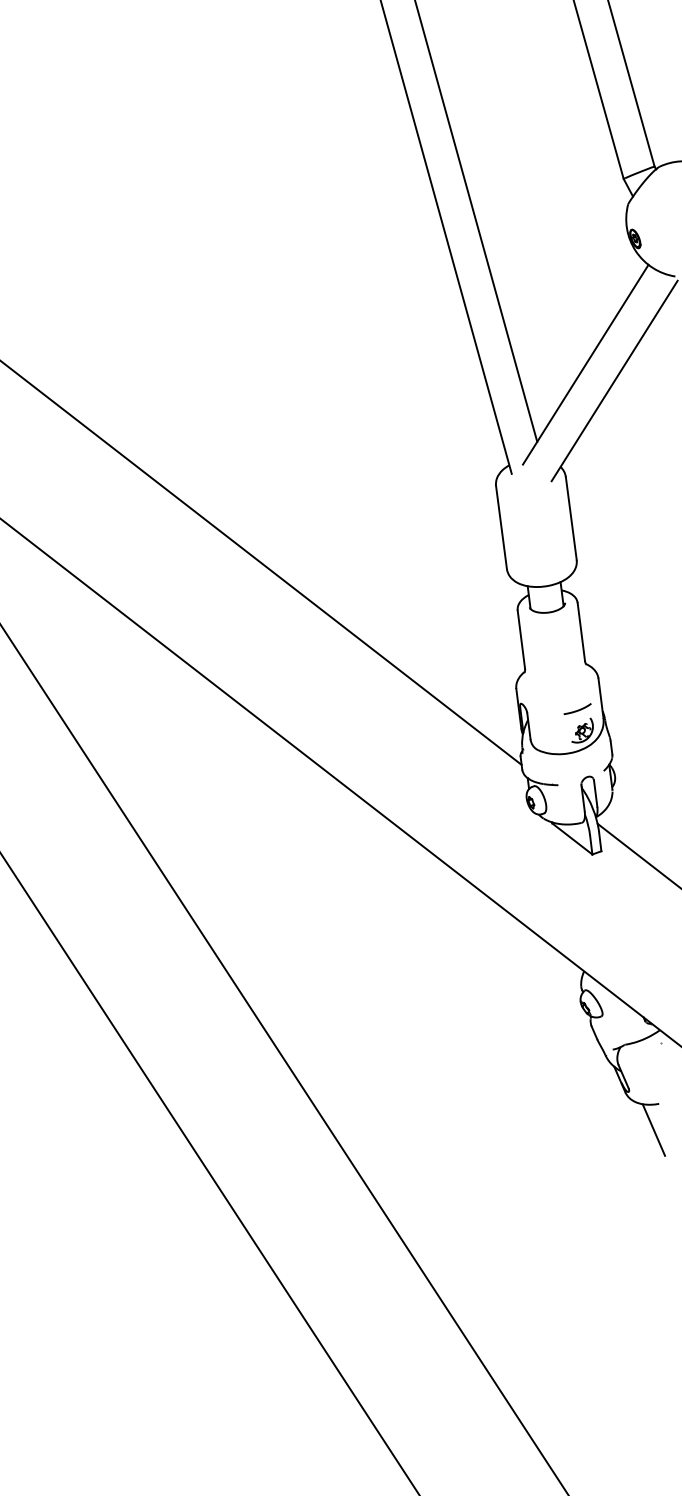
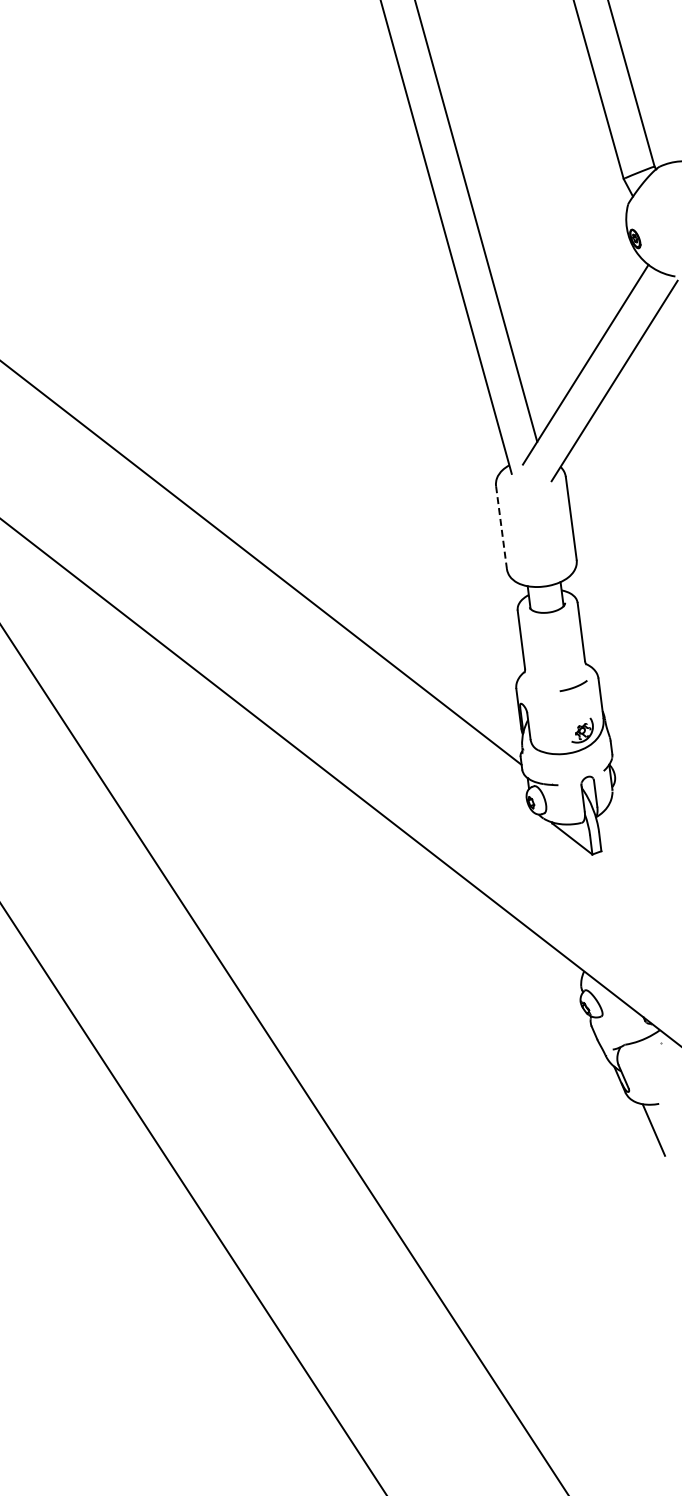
line: solid -> dashed (501, 527)
curve position: (577, 709) -> (573, 686) (573, 686)
line: present -> none (637, 854)
line position: (209, 1173) -> (193, 1199) (193, 1199)
